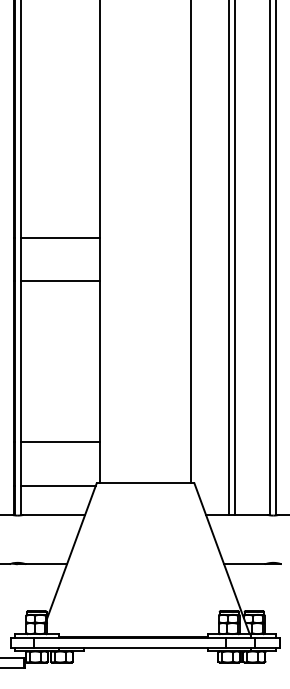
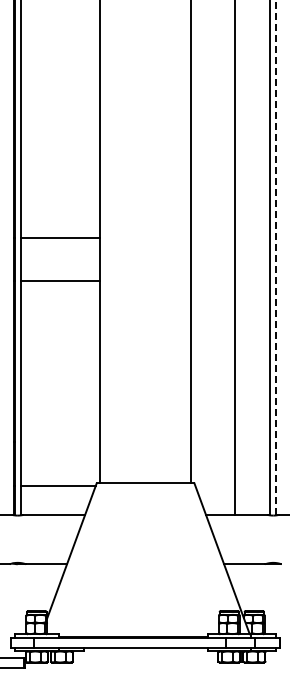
line: solid -> dashed (276, 257)
line: present -> none (228, 258)
line: present -> none (60, 442)
